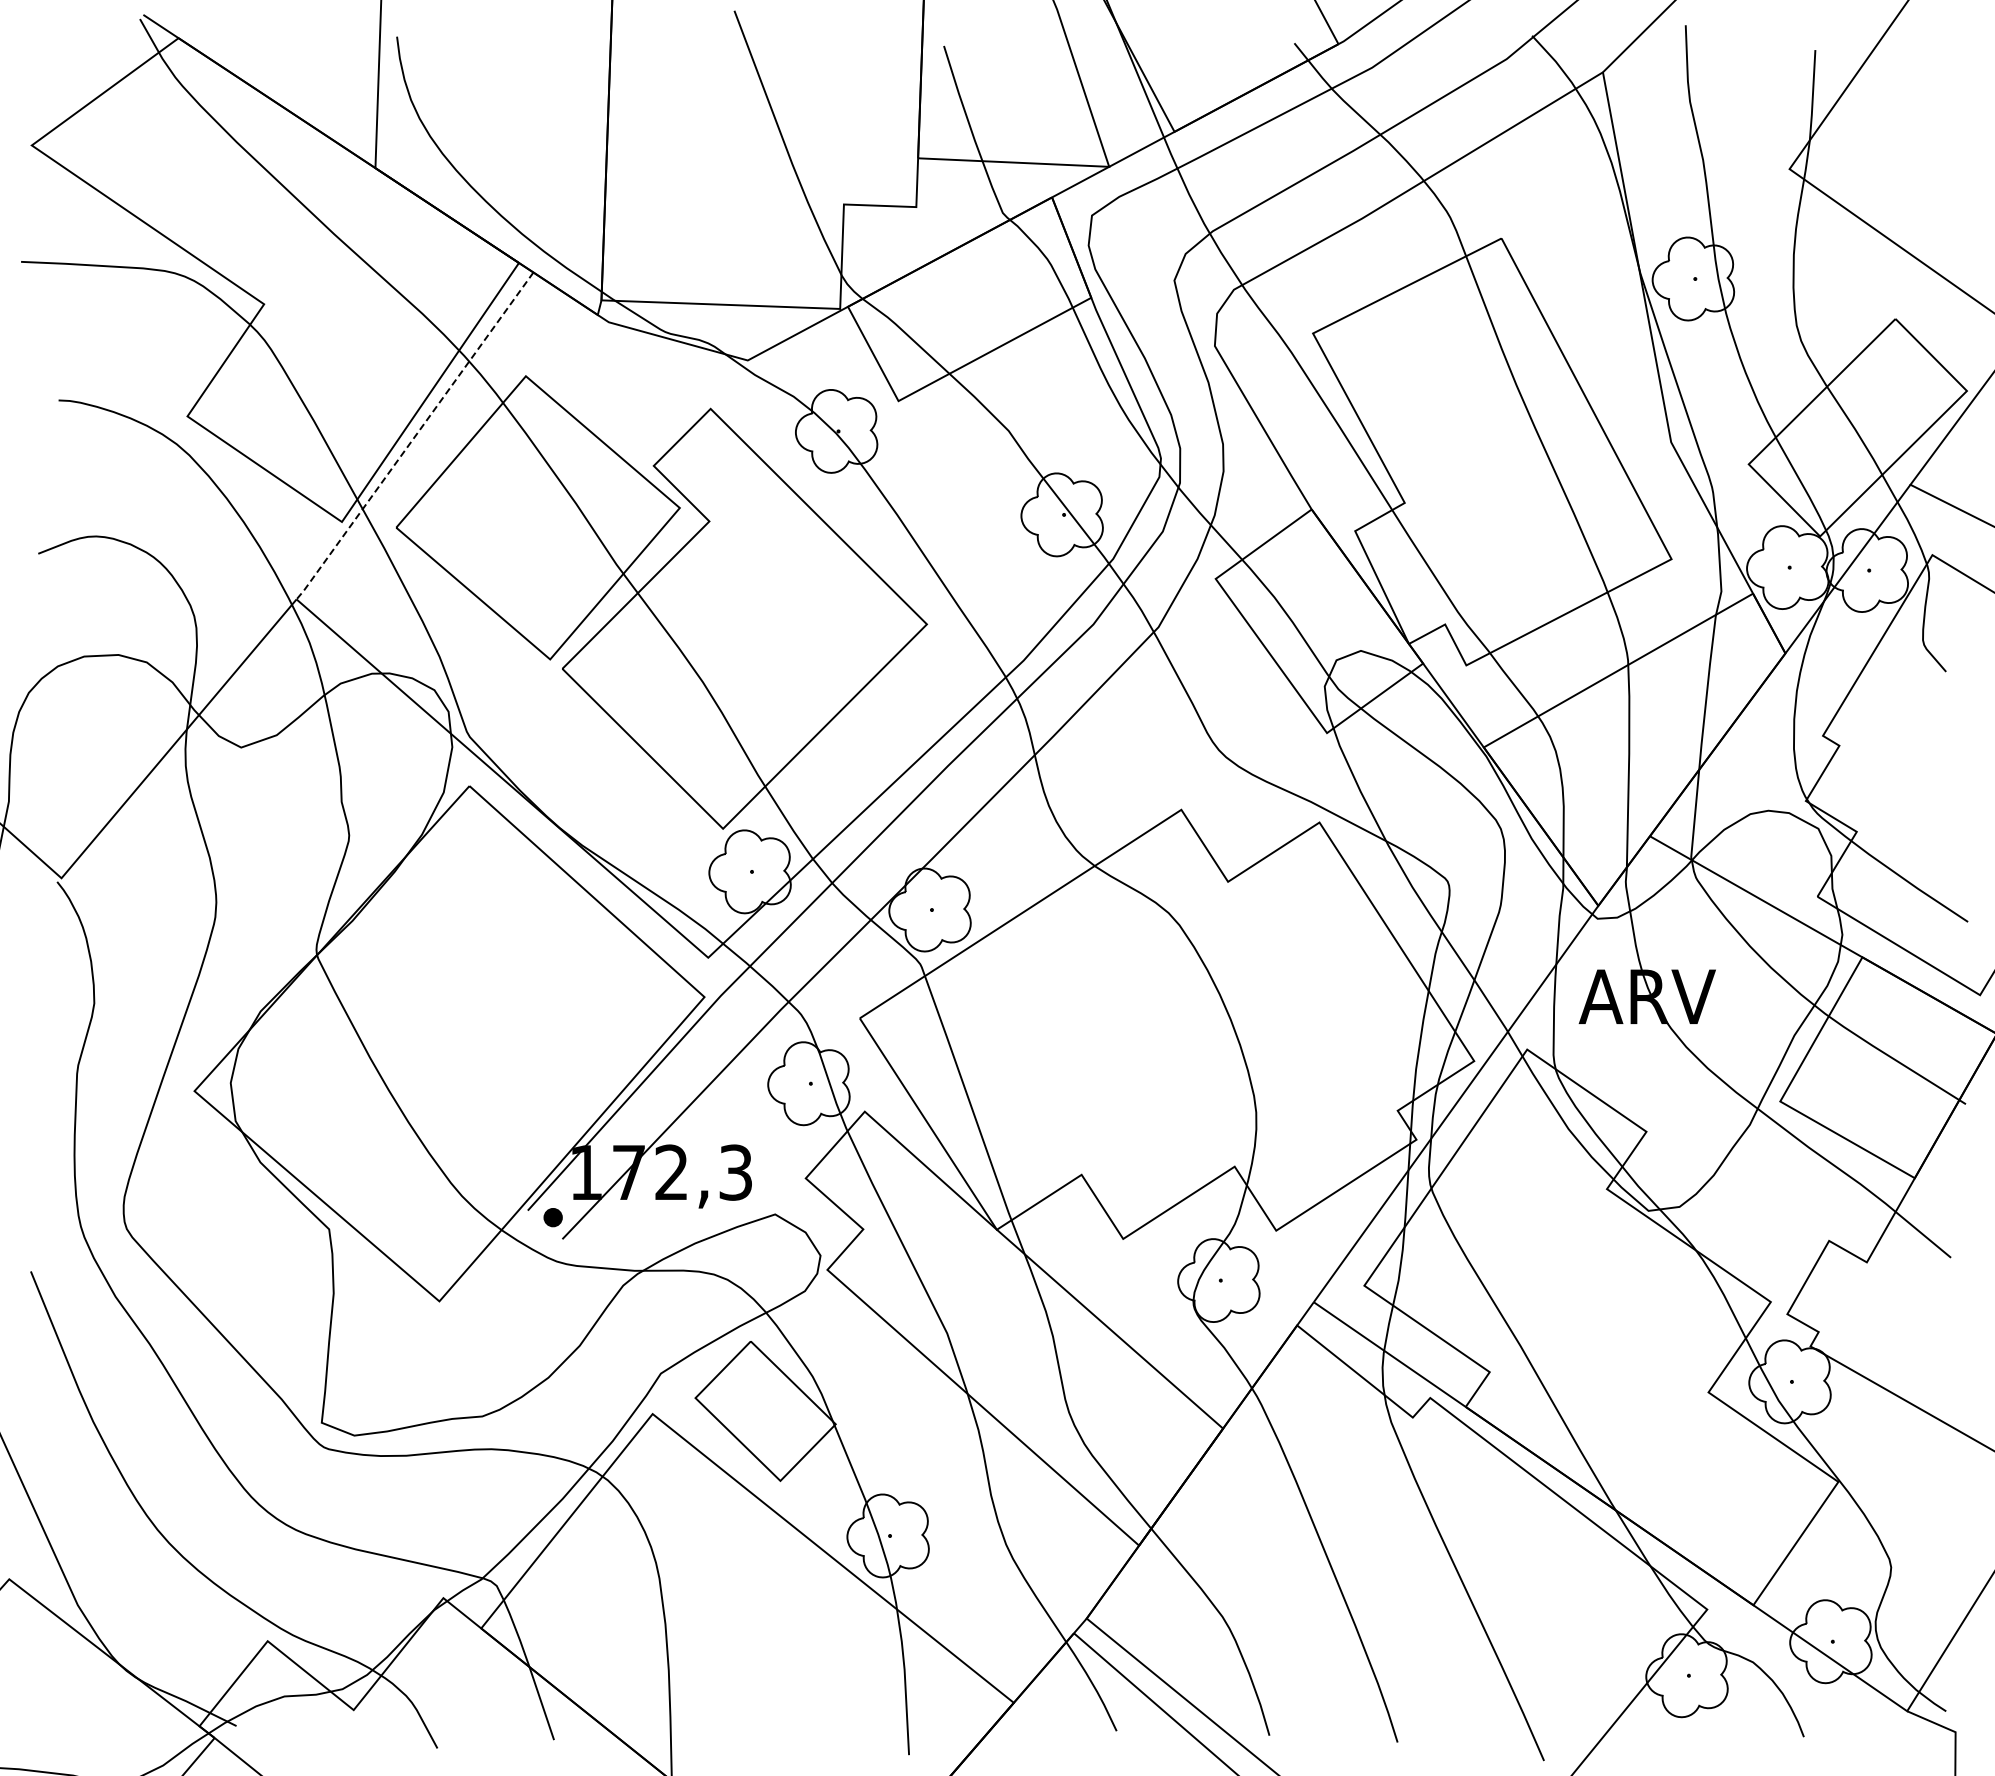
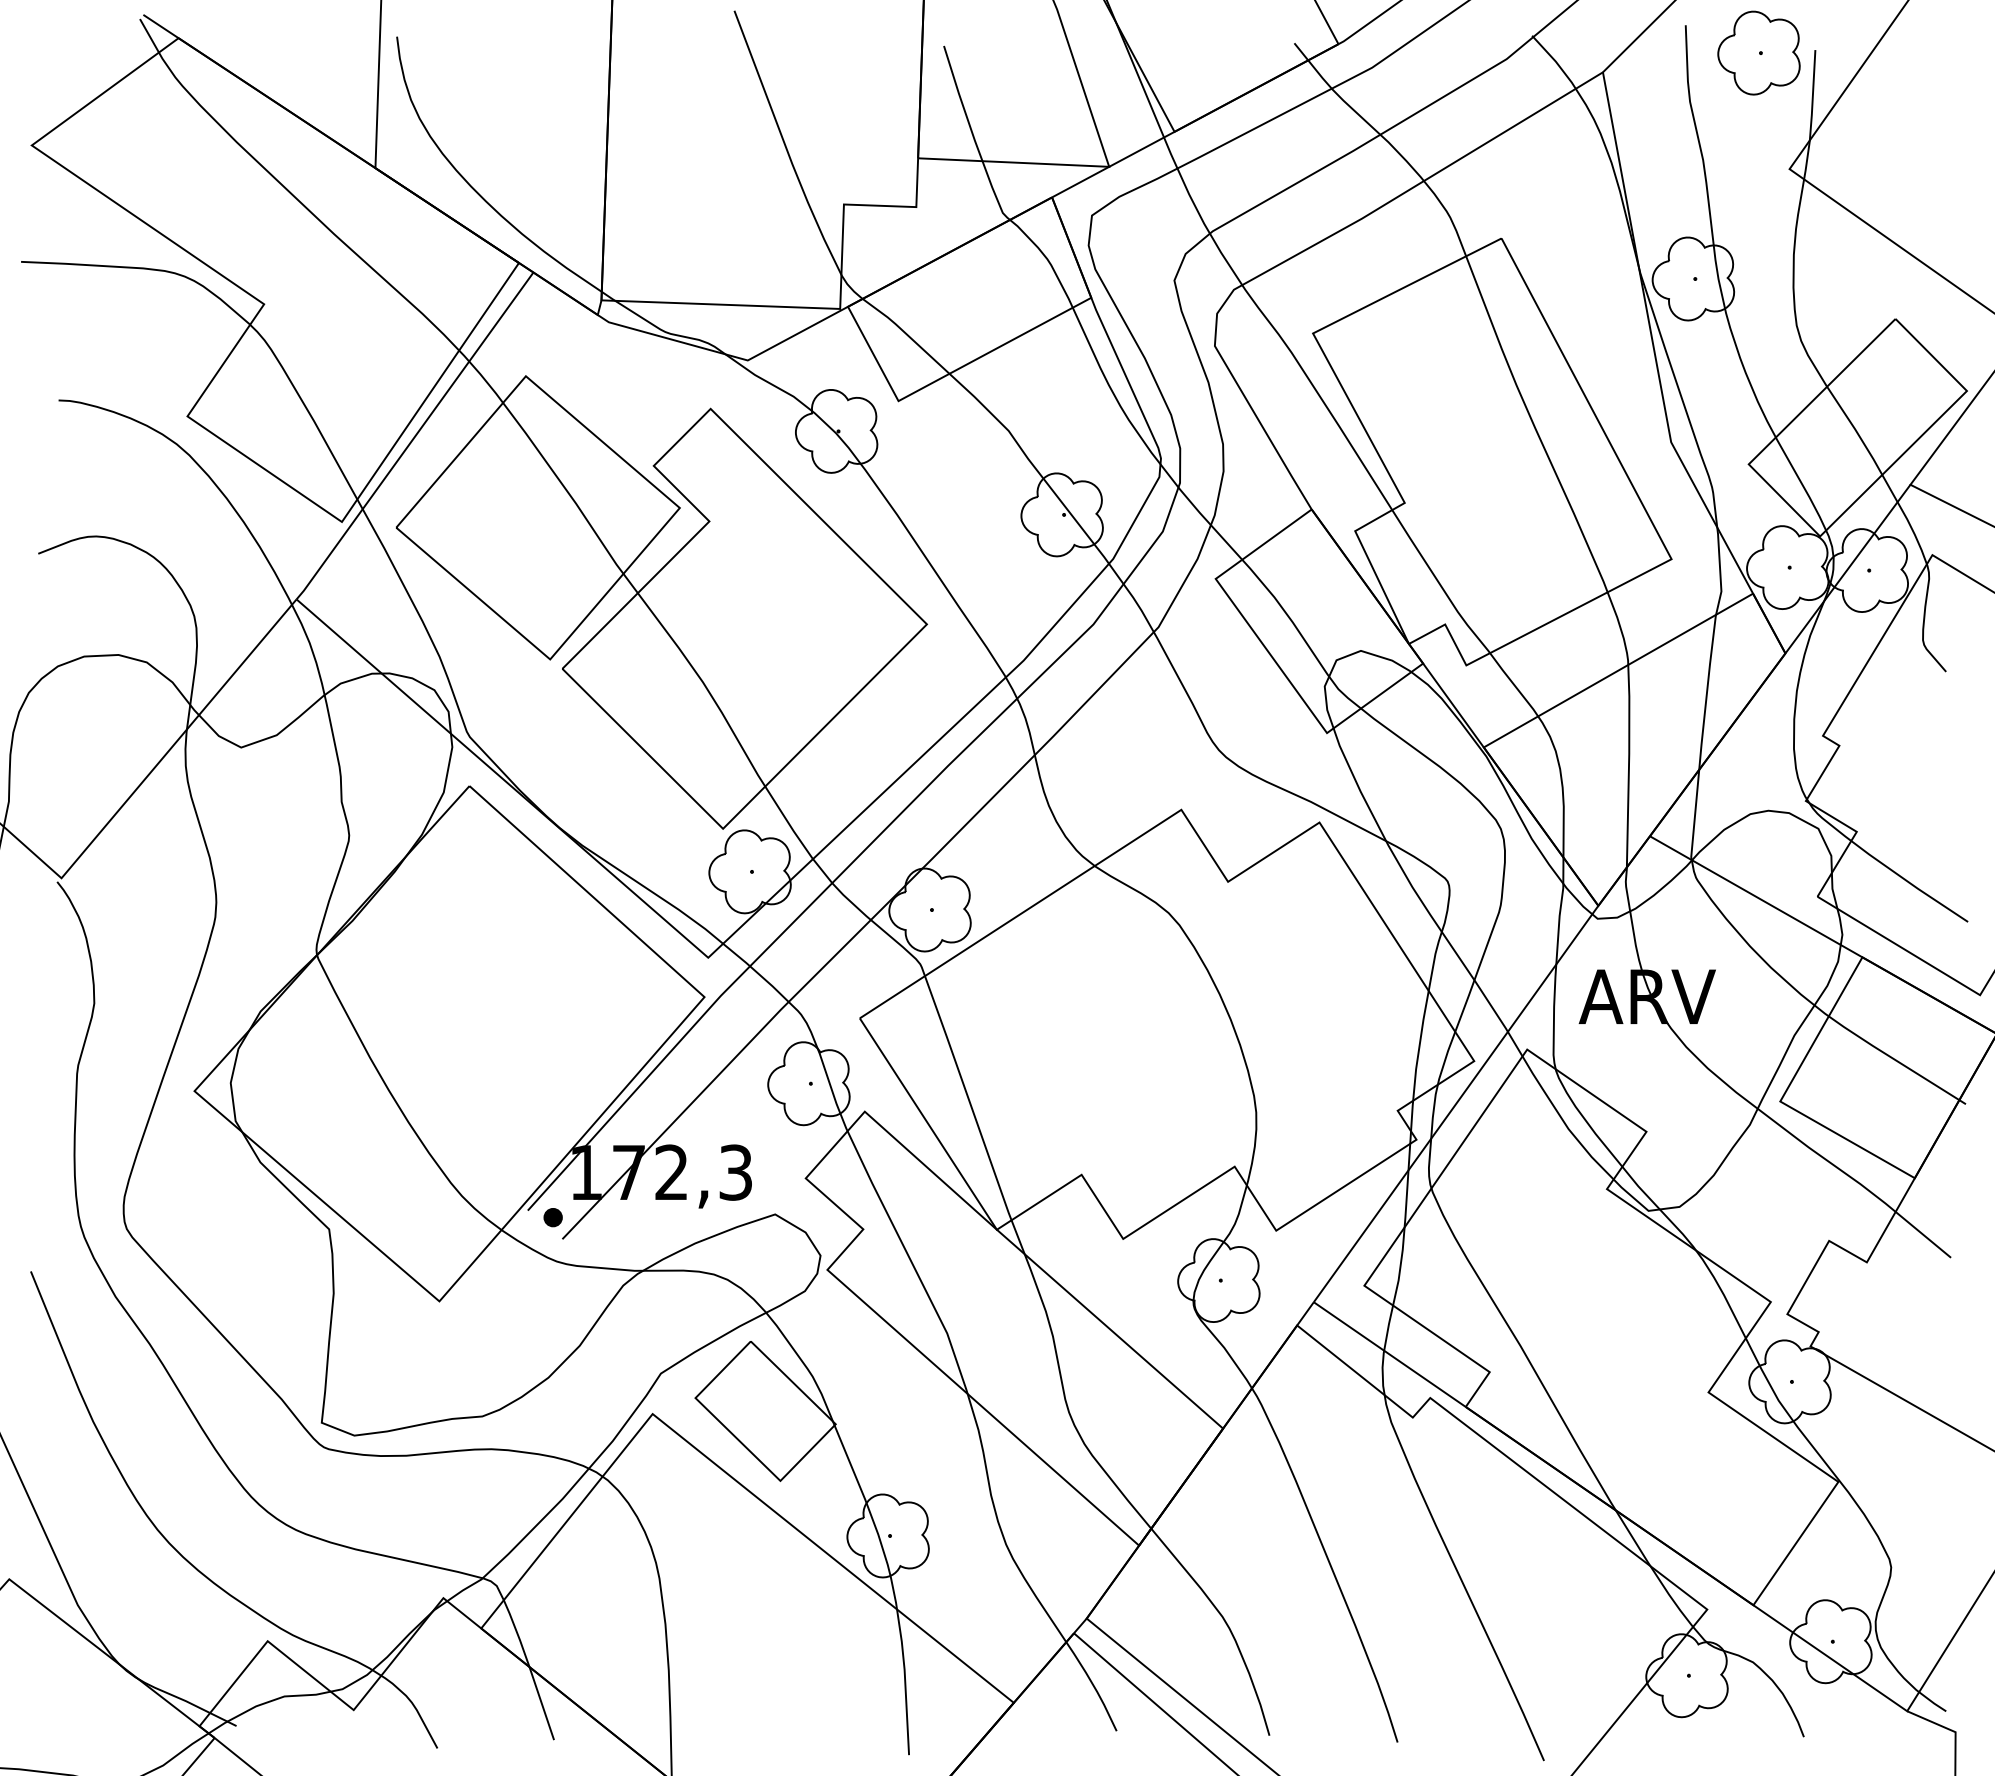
part: none -> present (1758, 52)
line: dashed -> solid (414, 436)
